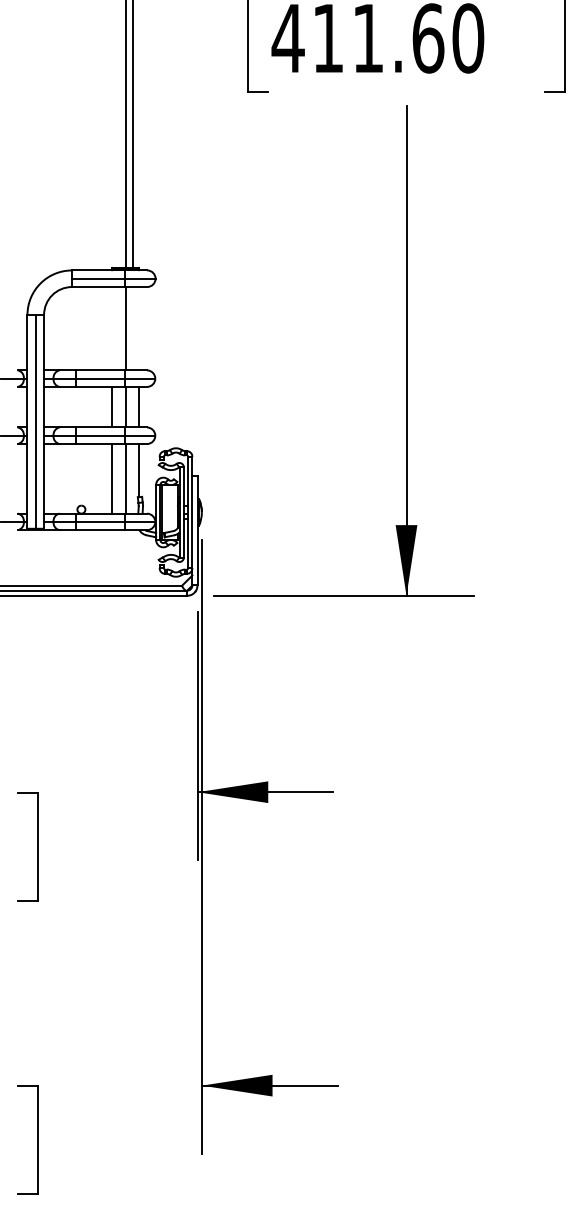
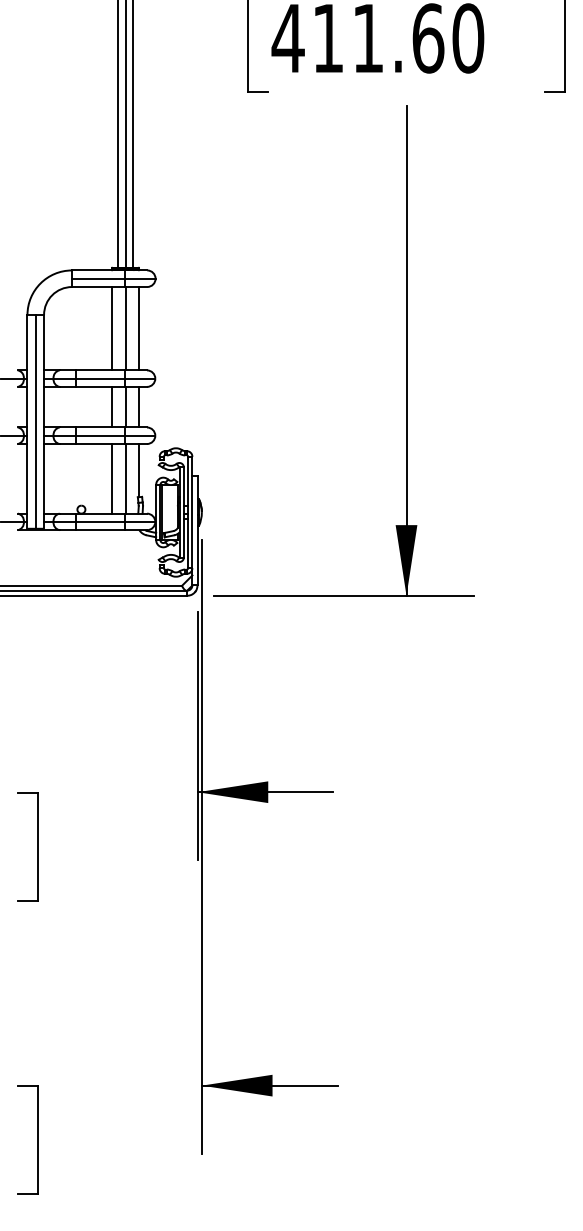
line: none -> present (117, 134)
line: none -> present (111, 328)
line: none -> present (139, 328)
